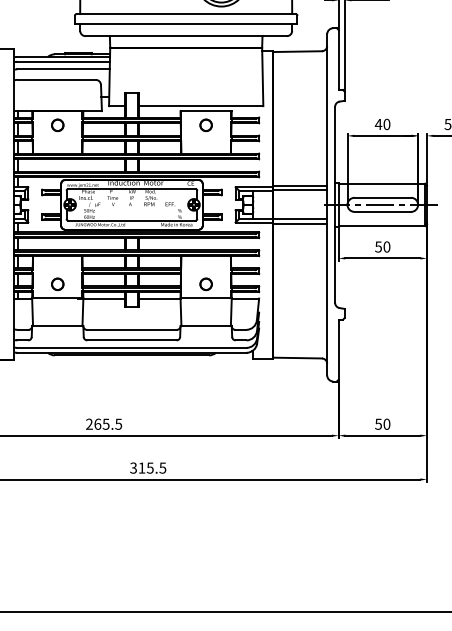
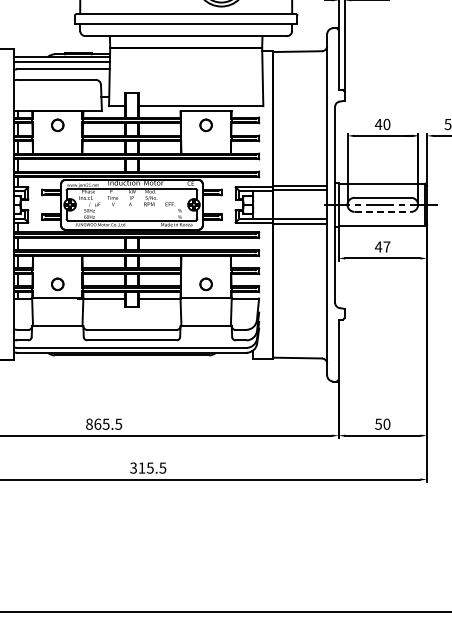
line: solid -> dashed (383, 211)
text: 50 -> 47 (382, 246)
text: 265.5 -> 865.5 (89, 423)
